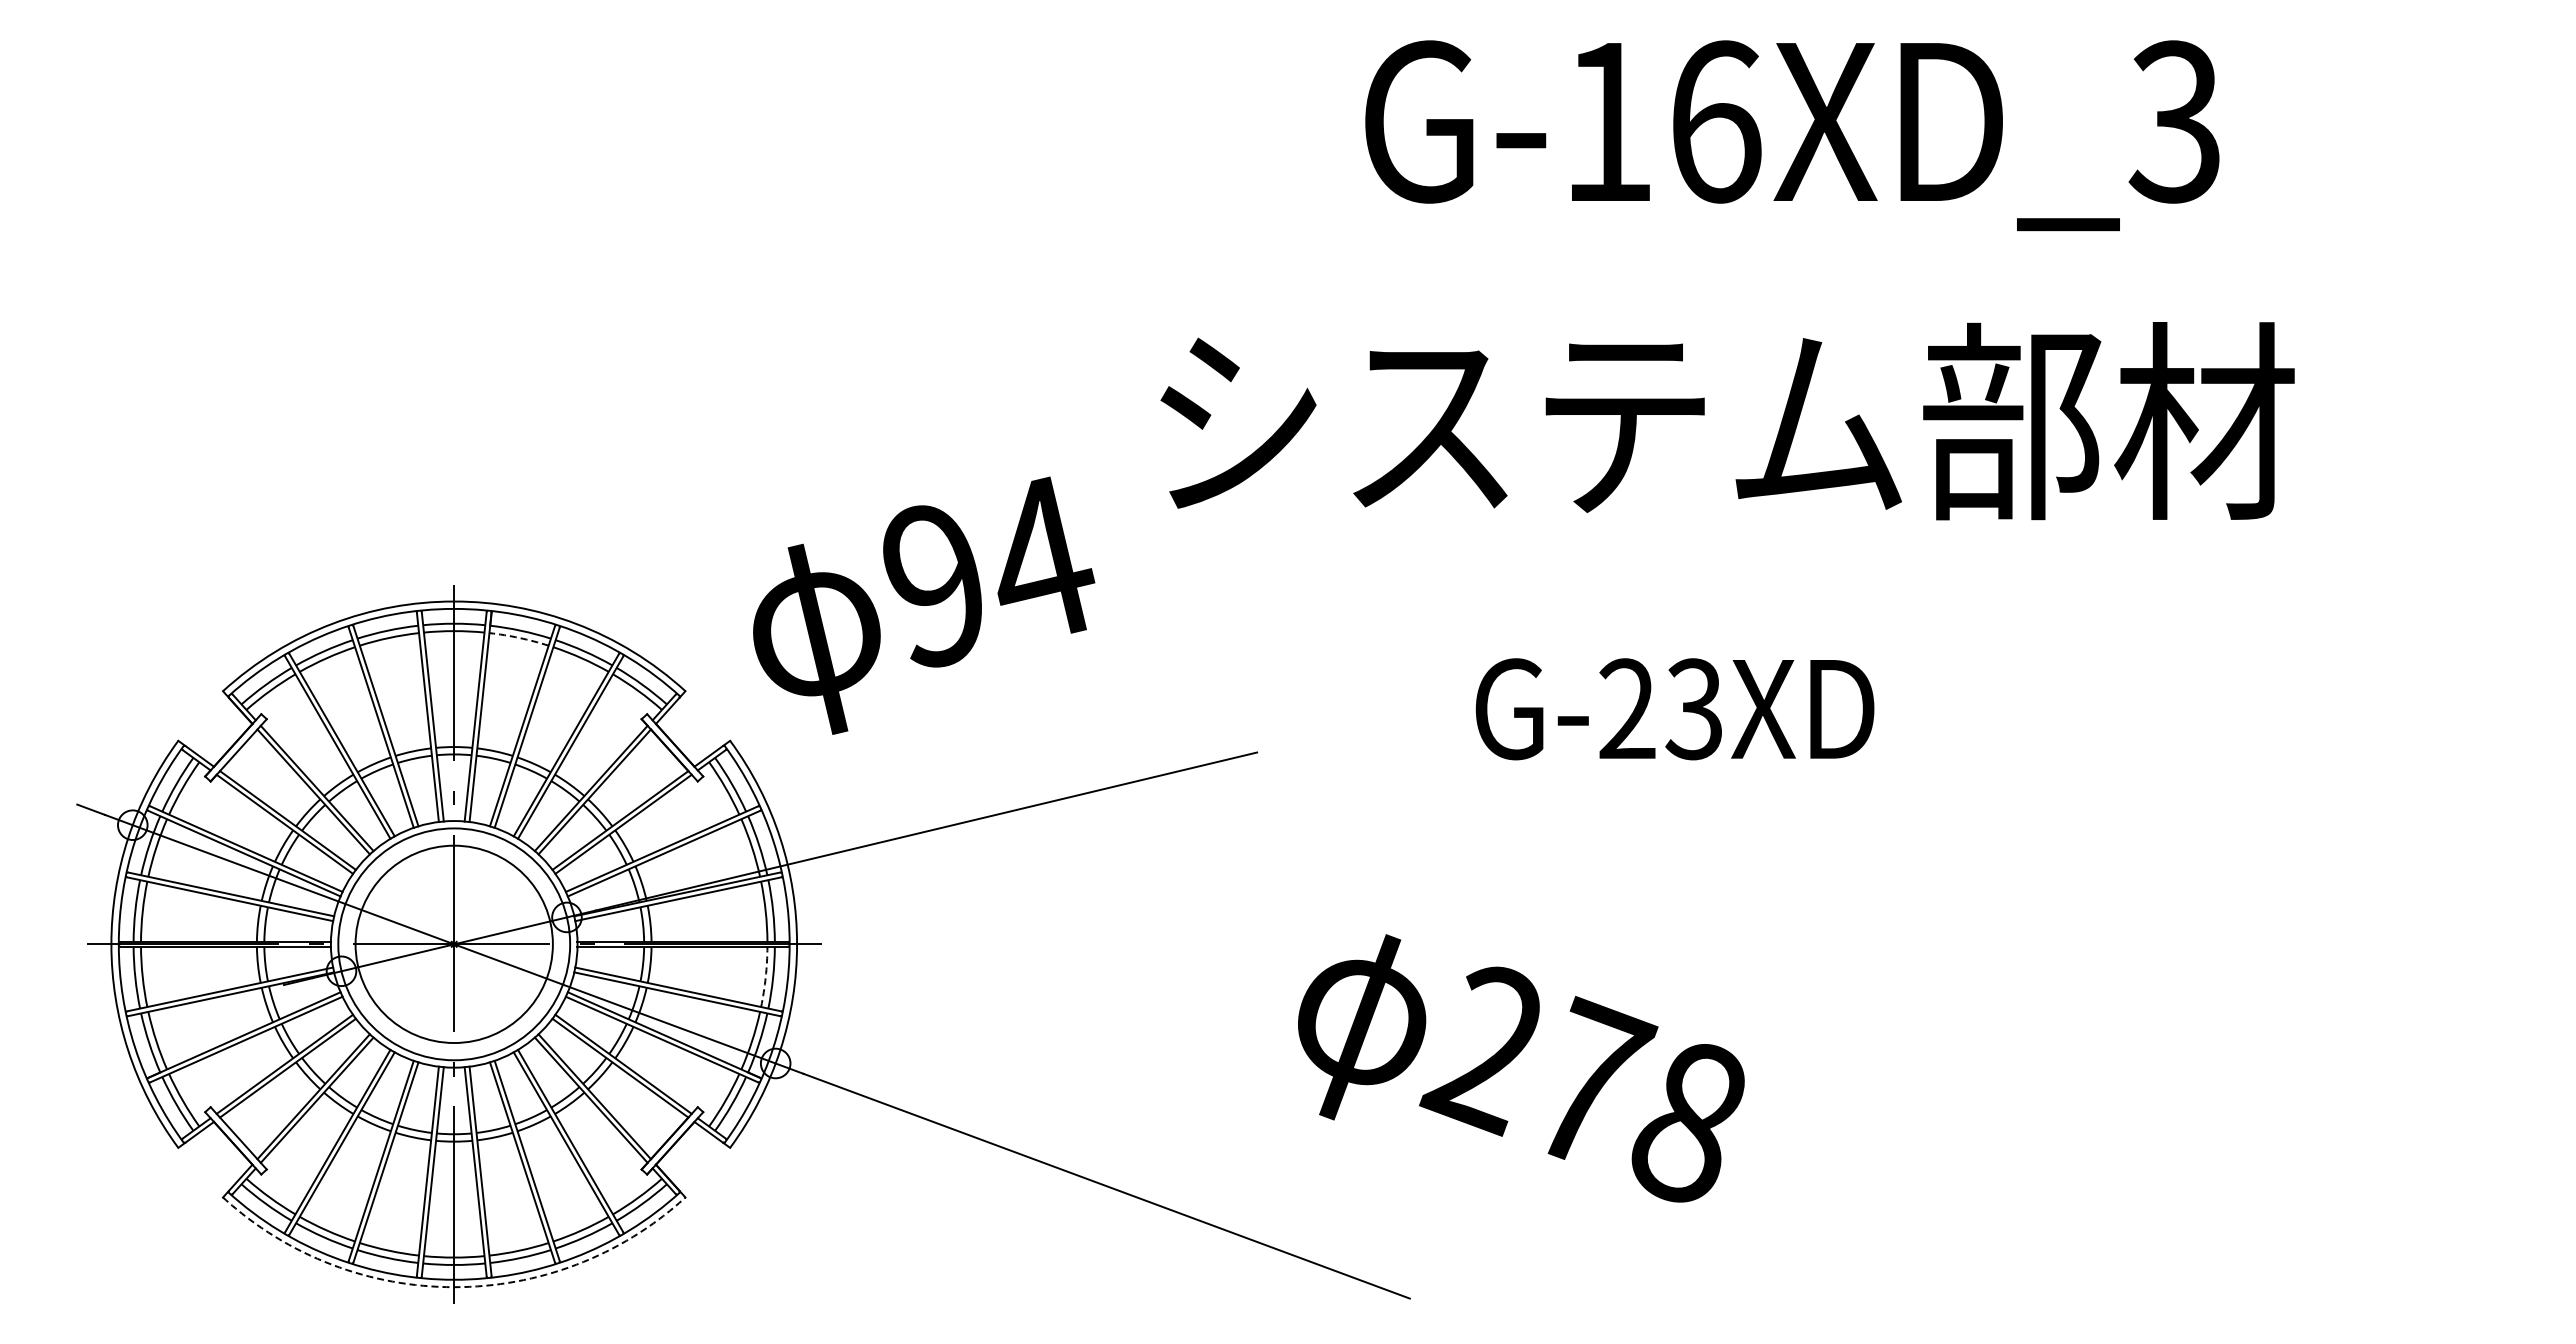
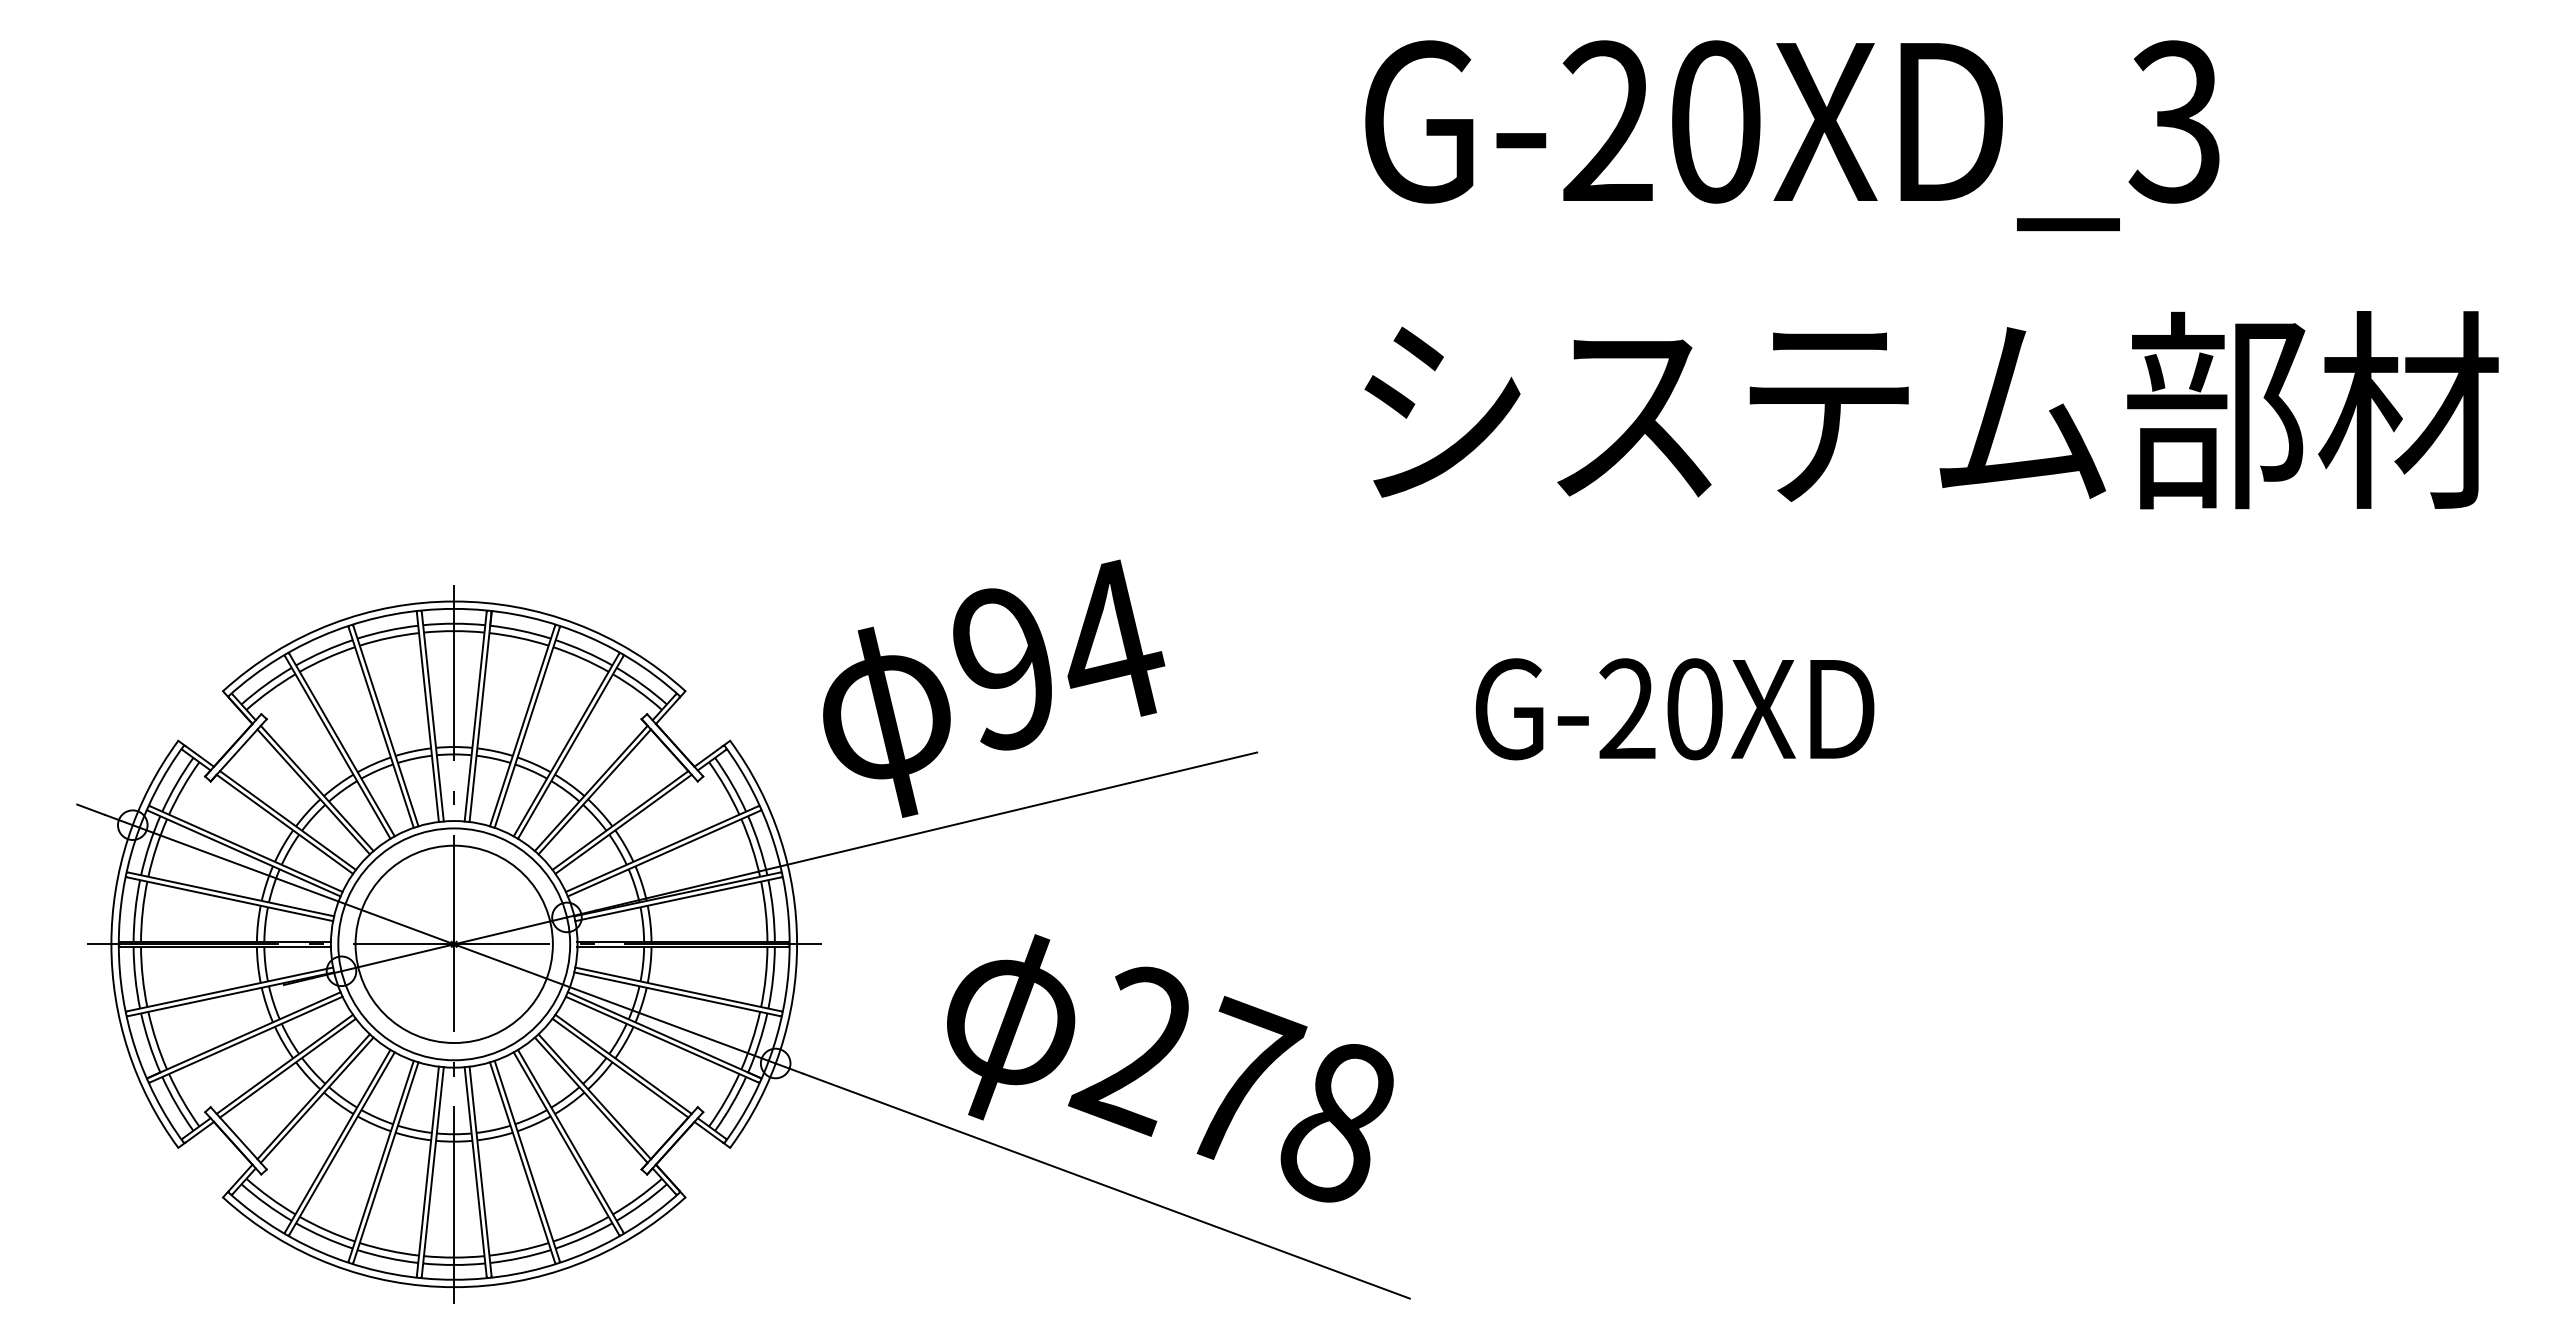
text: G-16XD_3 -> G-20XD_3 (1661, 121)
text position: (1727, 421) -> (1931, 410) (1931, 410)
text position: (924, 605) -> (994, 688) (994, 688)
arc: dashed -> solid (519, 637)
text: G-23XD -> G-20XD (1693, 709)
arc: dashed -> solid (765, 977)
text position: (1521, 1068) -> (1170, 1068) (1170, 1068)
arc: dashed -> solid (454, 1287)
